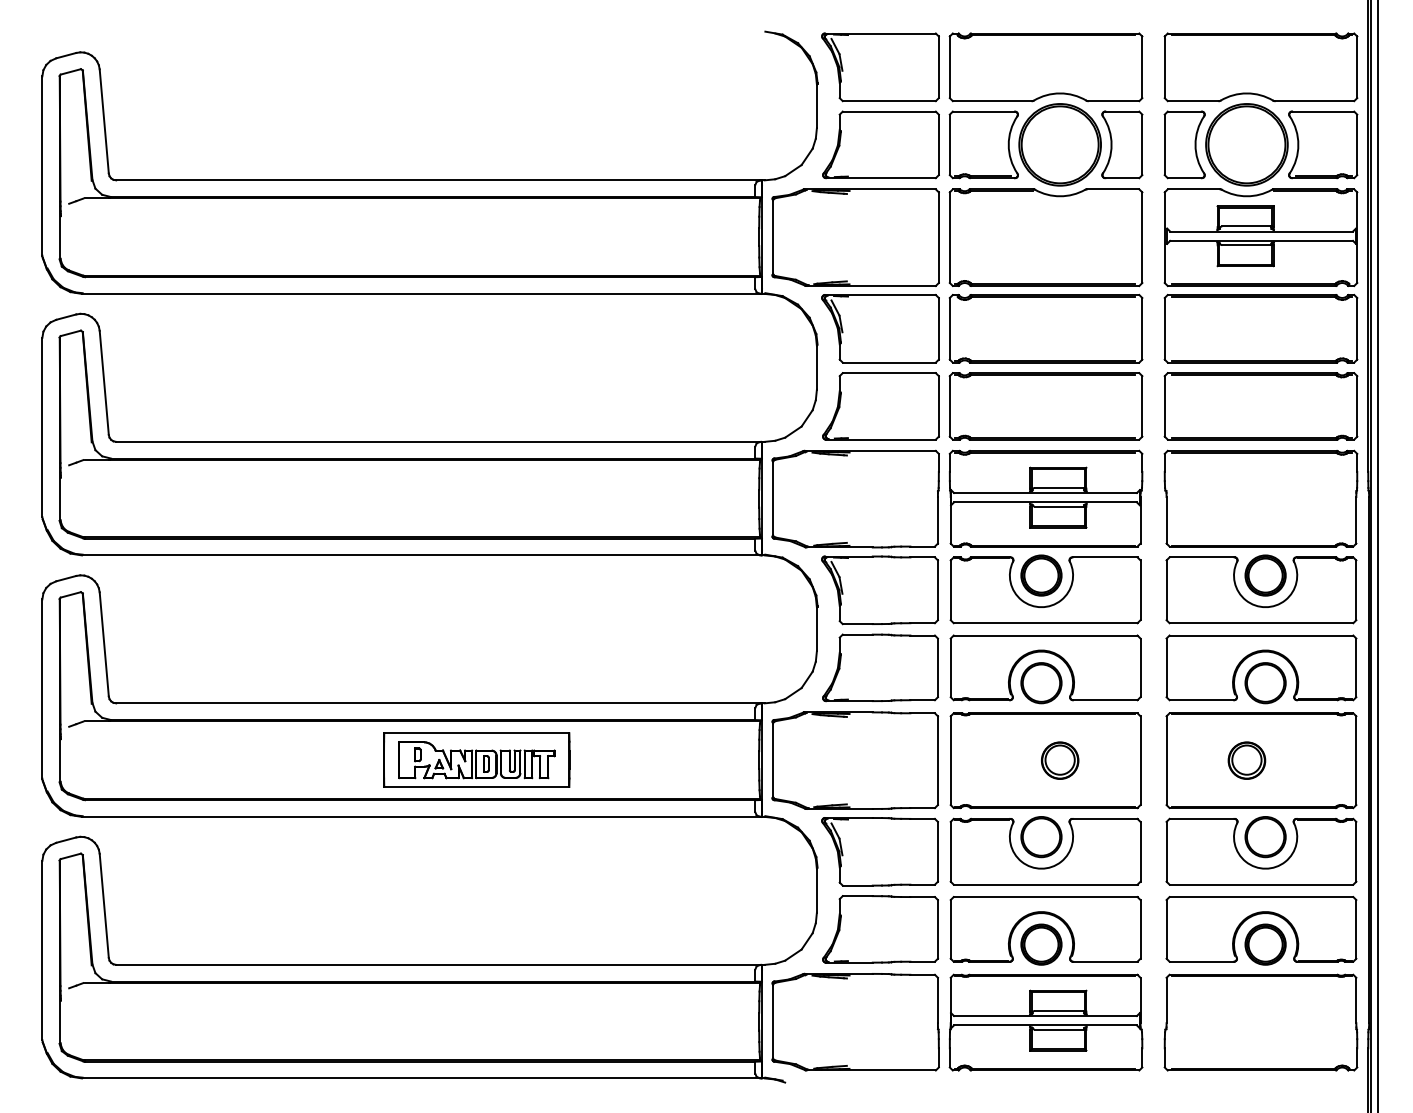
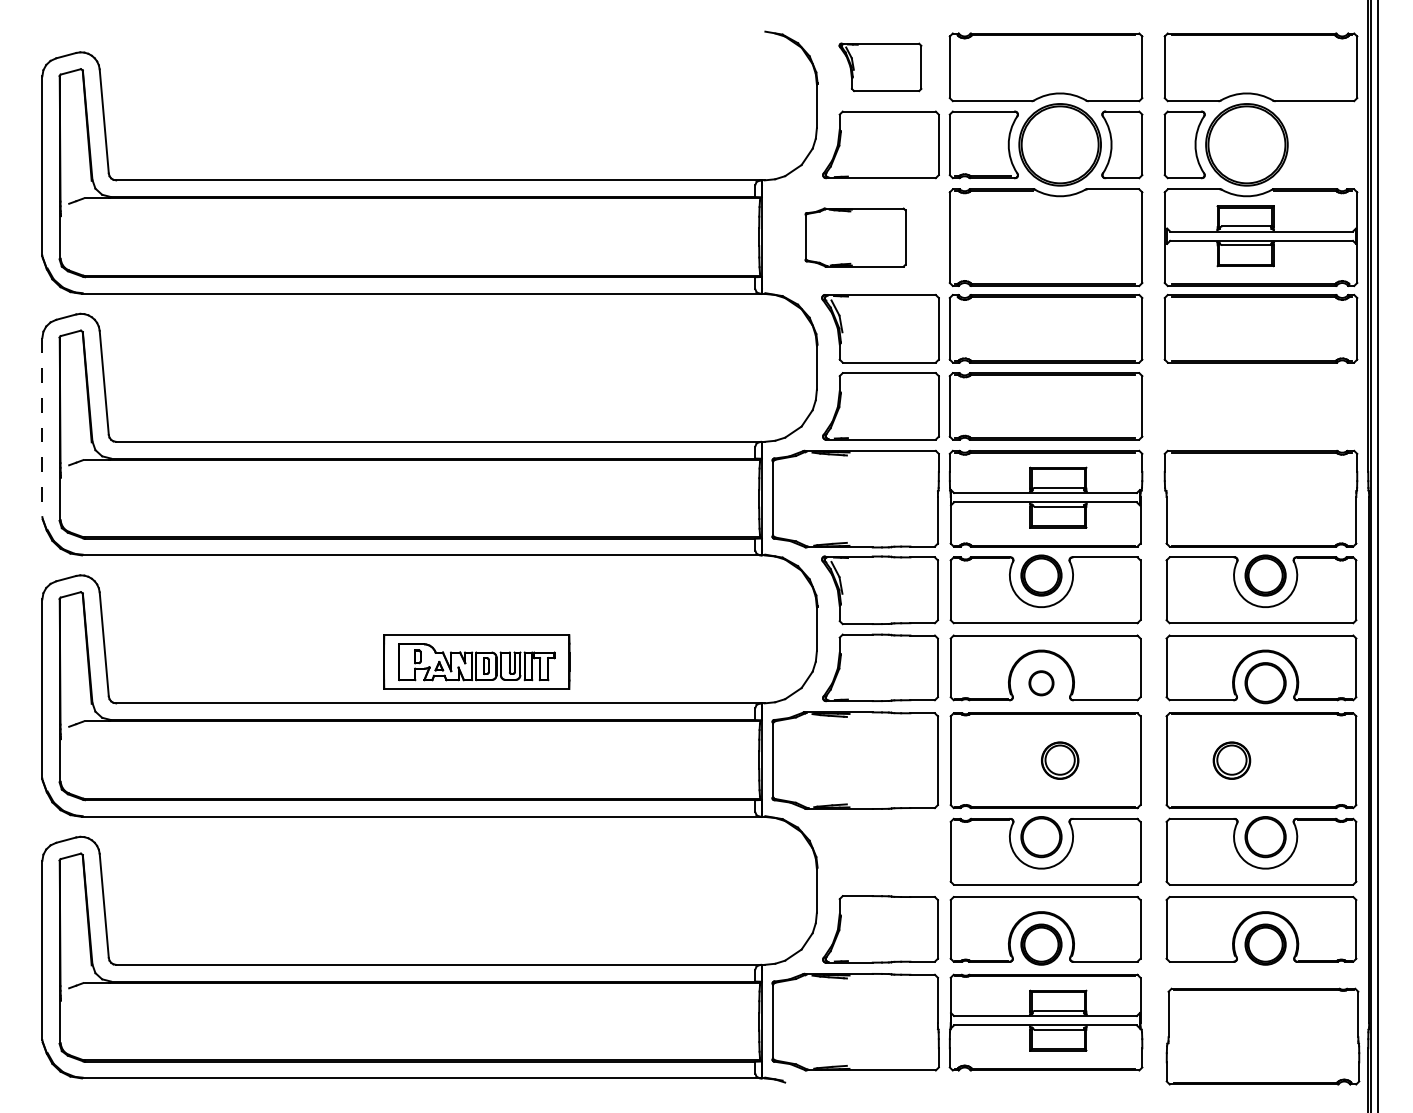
part size: 119x71 px -> 85x51 px (880, 67)
part: present -> none (1323, 144)
part size: 169x99 px -> 103x61 px (855, 237)
part: present -> none (1260, 406)
line: solid -> dashed (42, 427)
part size: 43x43 px -> 27x27 px (1041, 683)
part position: (476, 759) -> (476, 661) (476, 661)
part position: (1246, 760) -> (1231, 760) (1231, 760)
part: present -> none (879, 851)
part position: (1260, 1022) -> (1262, 1036) (1262, 1036)
